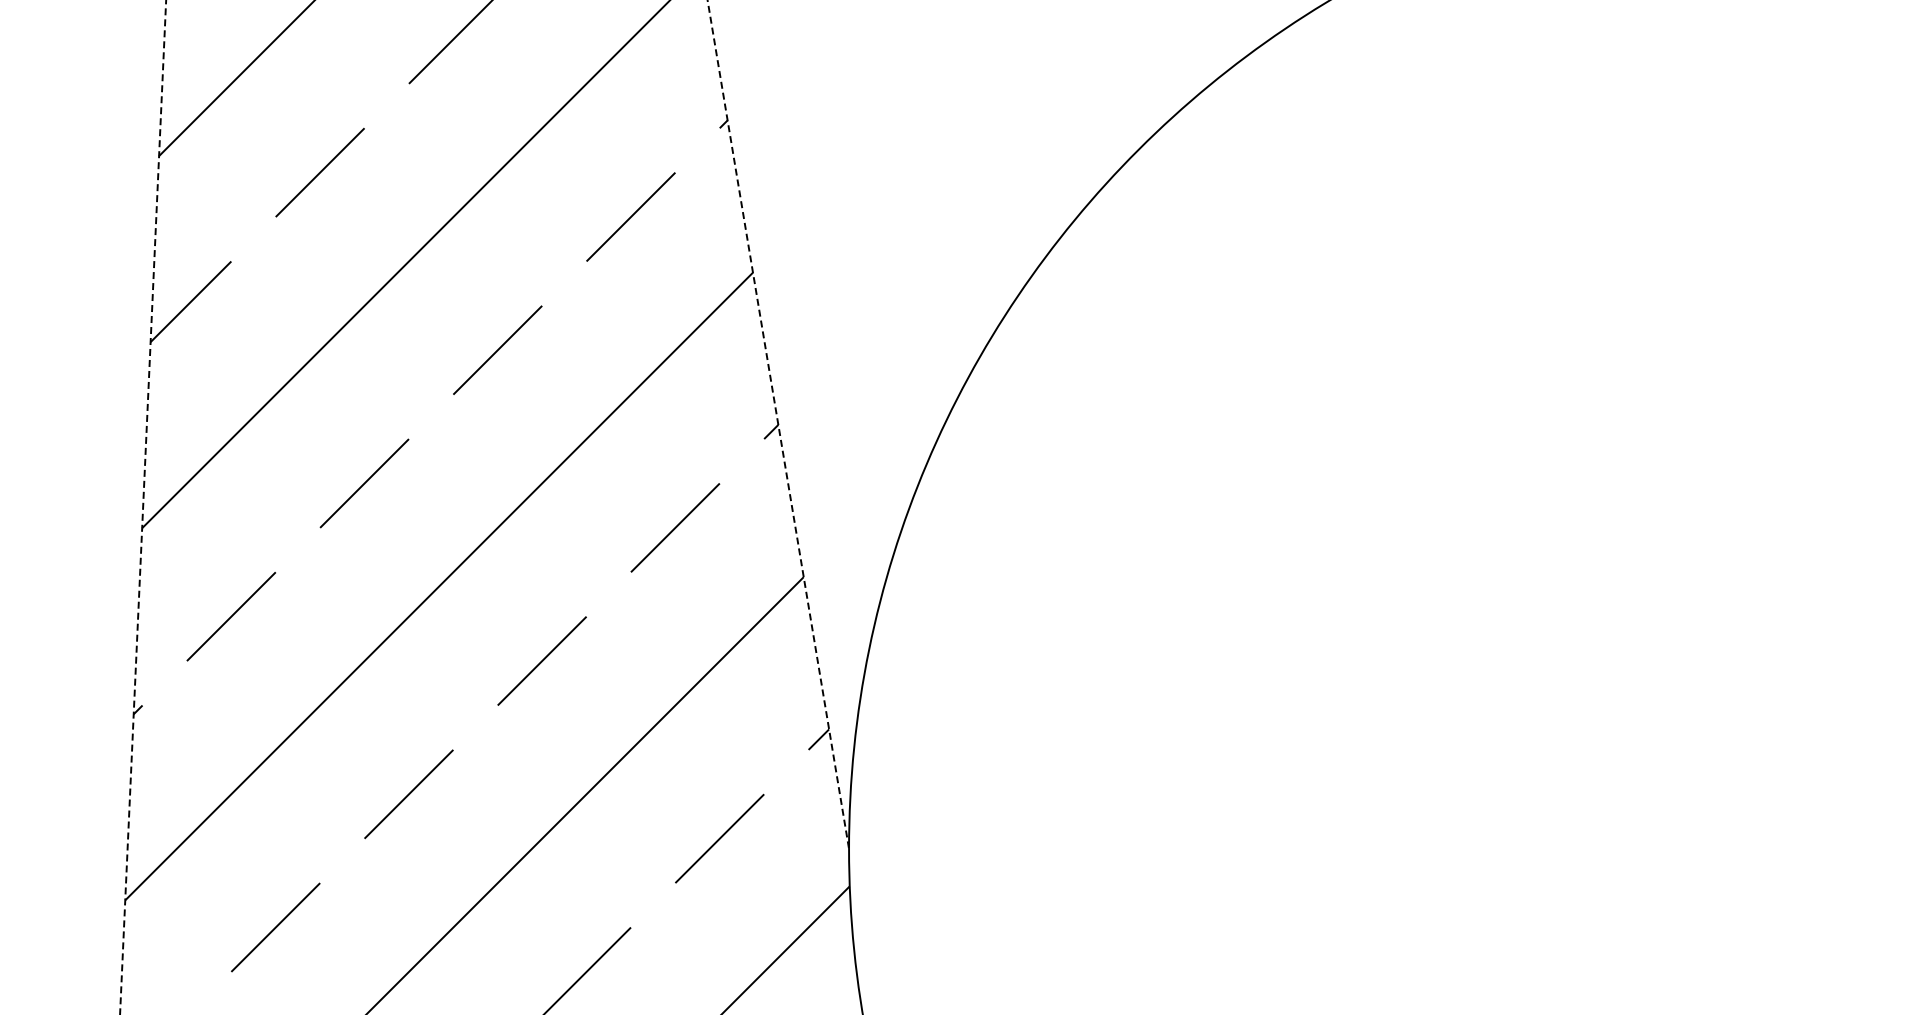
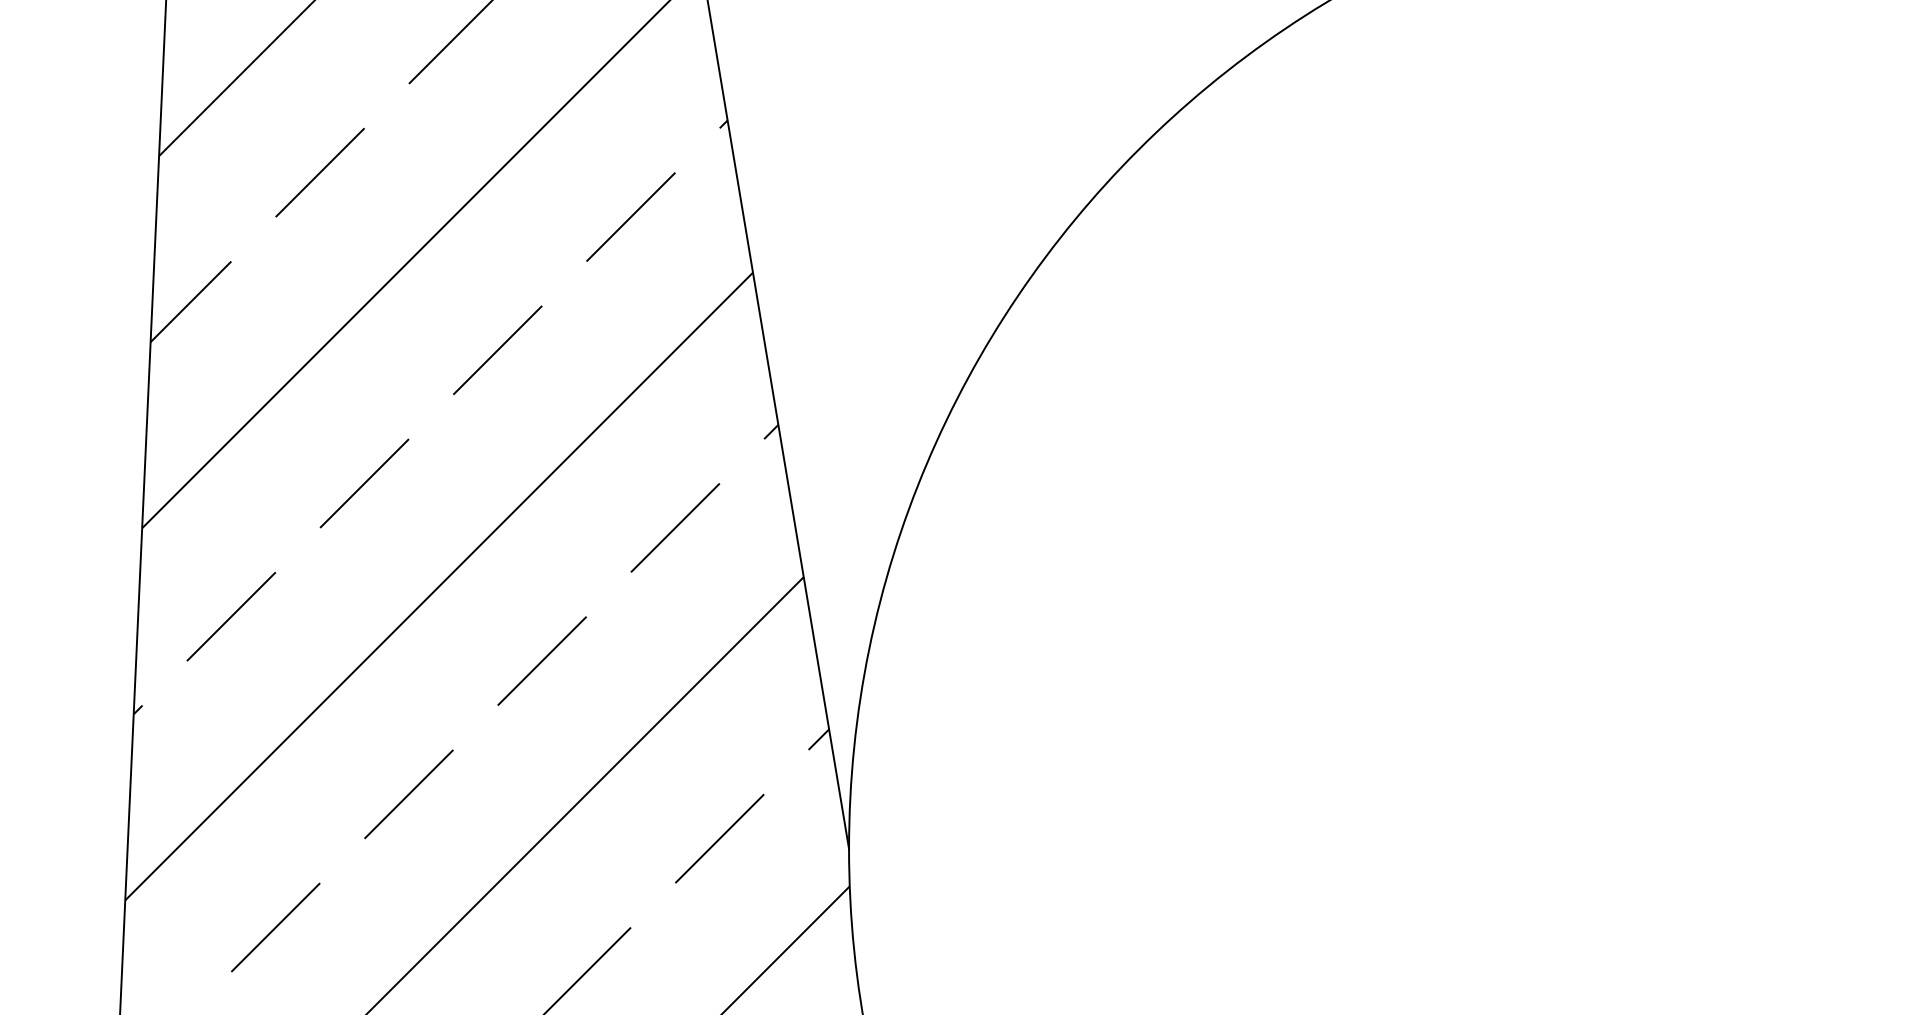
line: dashed -> solid (778, 424)
line: dashed -> solid (143, 507)
